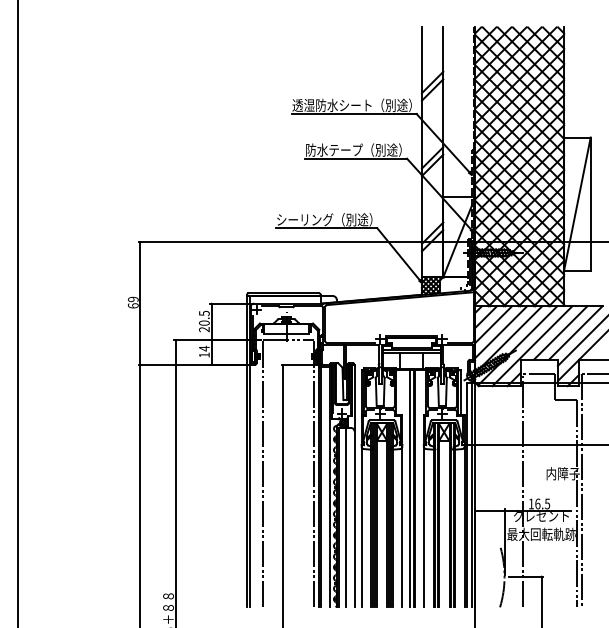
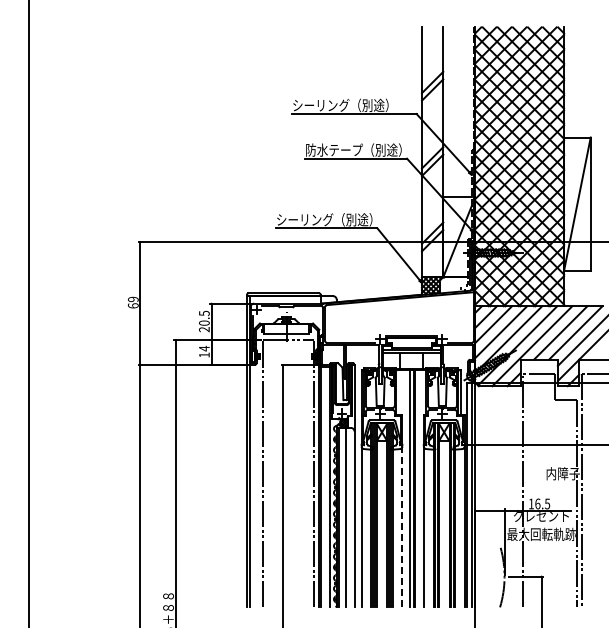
text: 透湿防水シート（別途） -> シーリング（別途） (351, 105)
line position: (18, 313) -> (29, 313) (29, 313)
line: solid -> dashed (402, 527)
